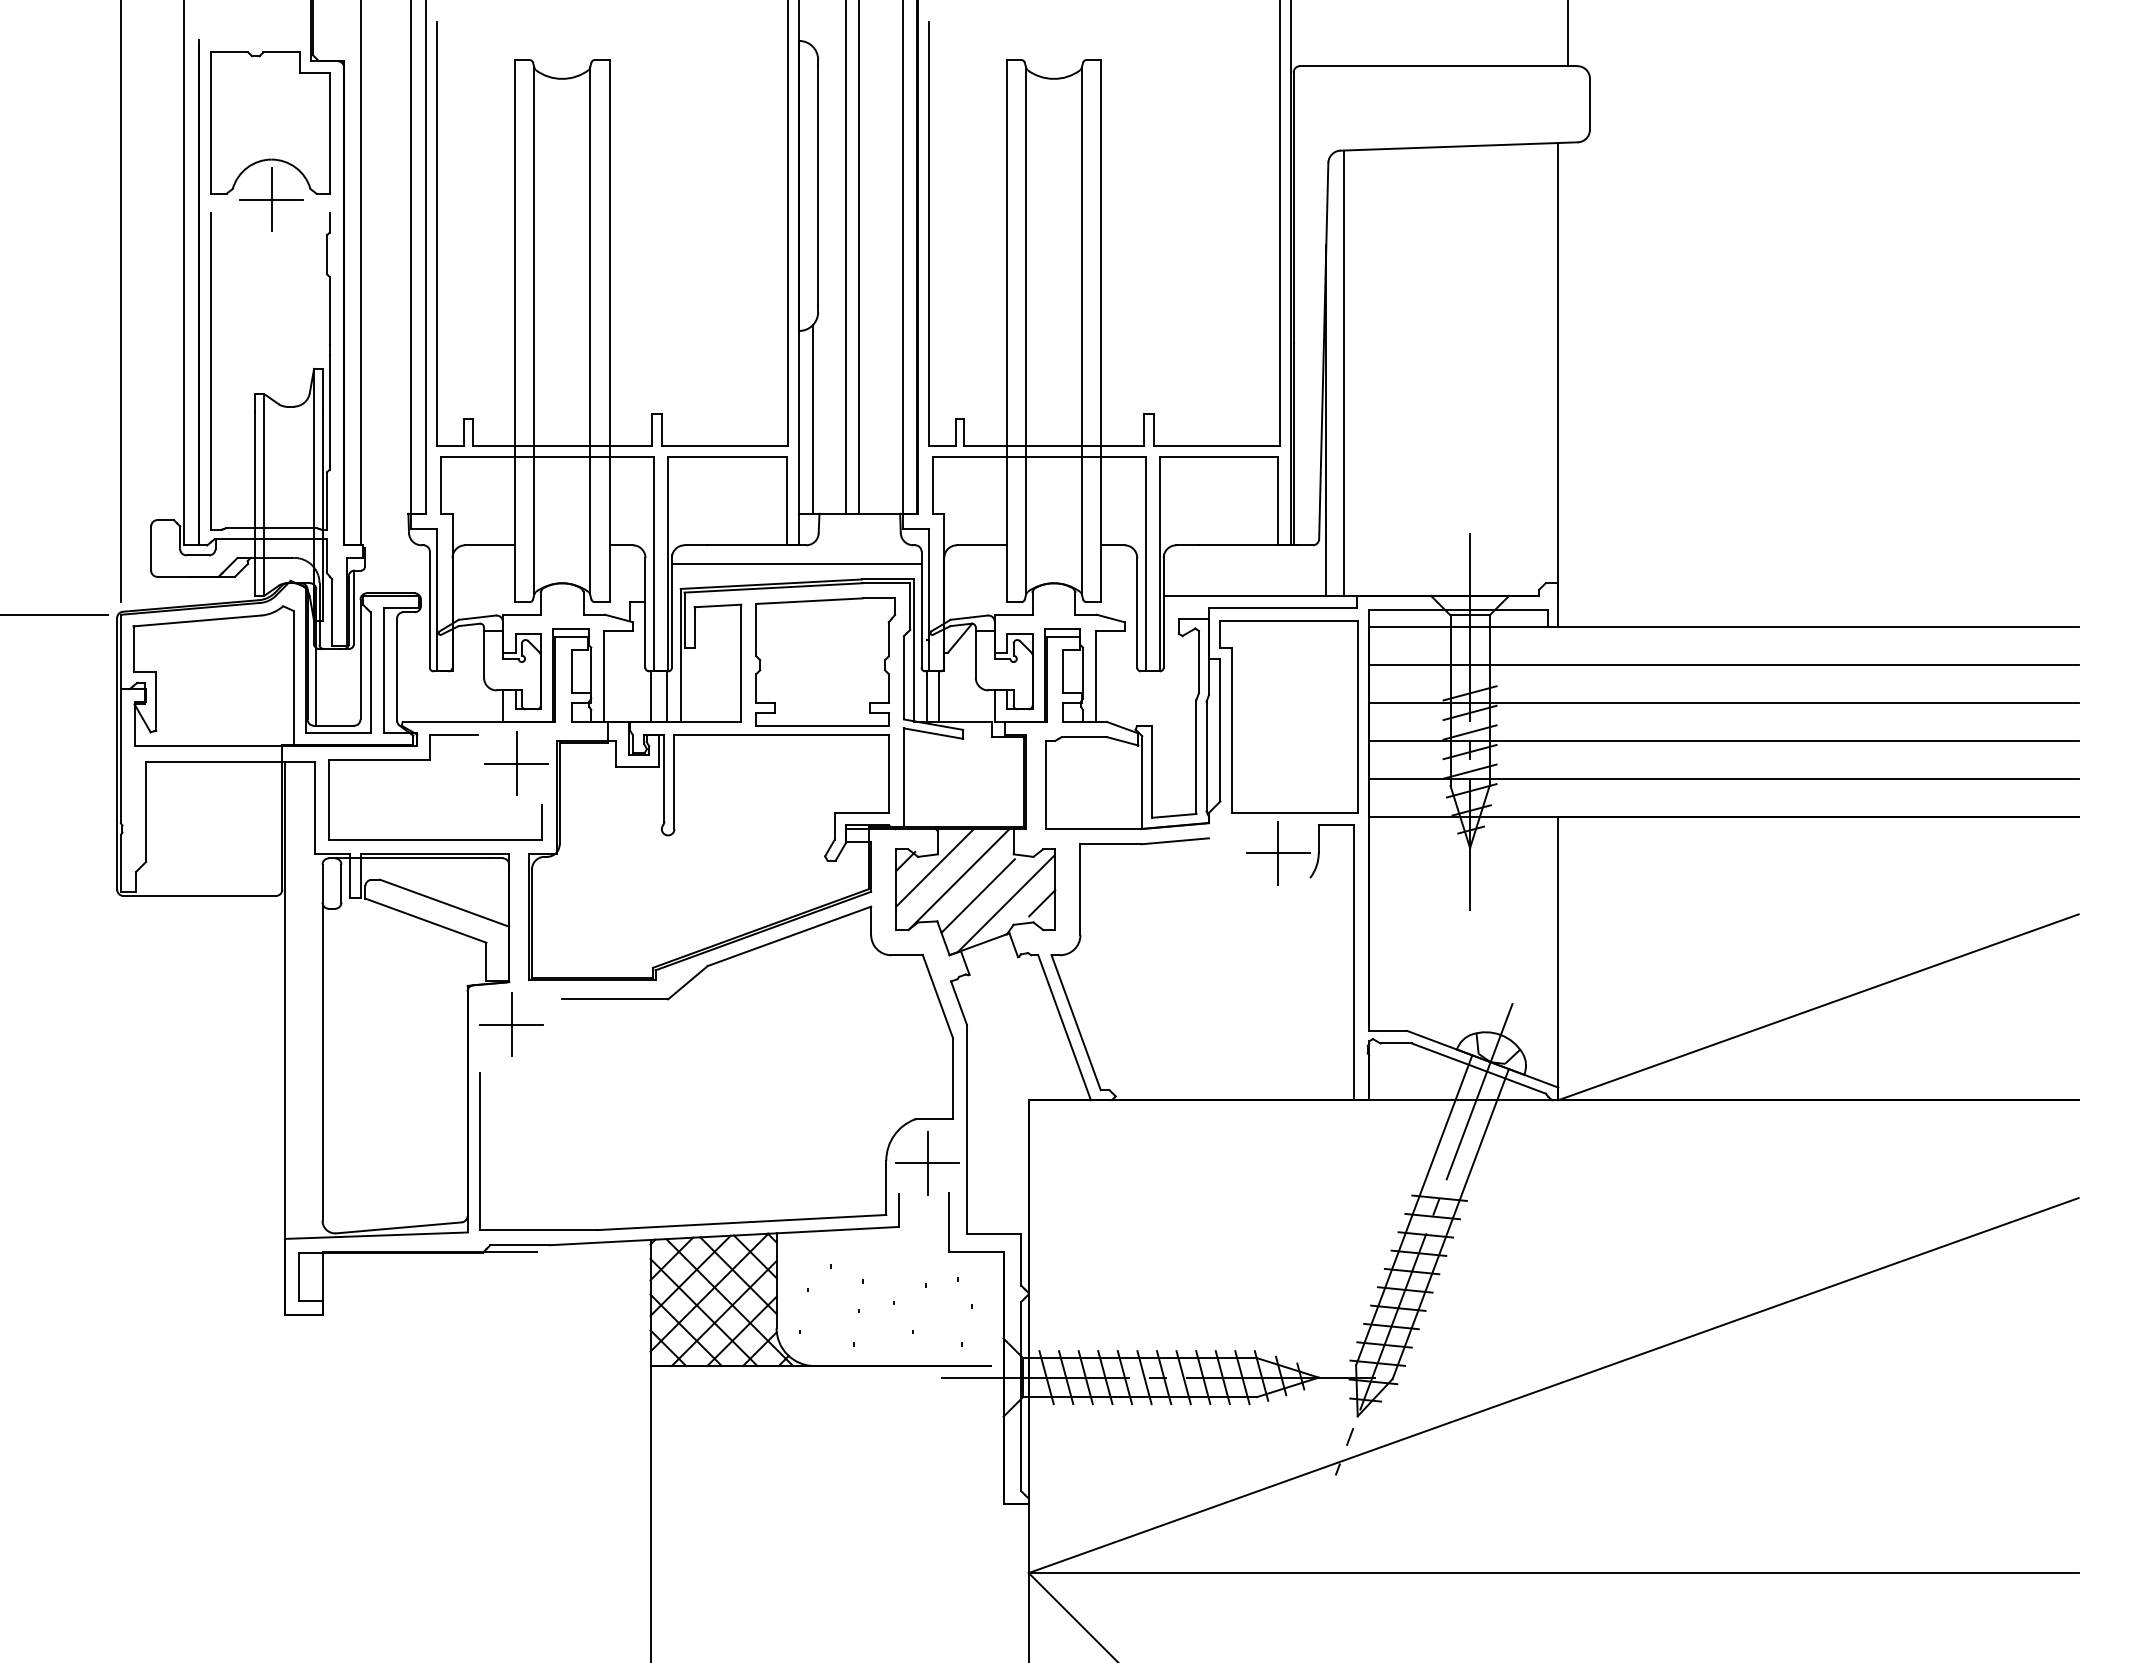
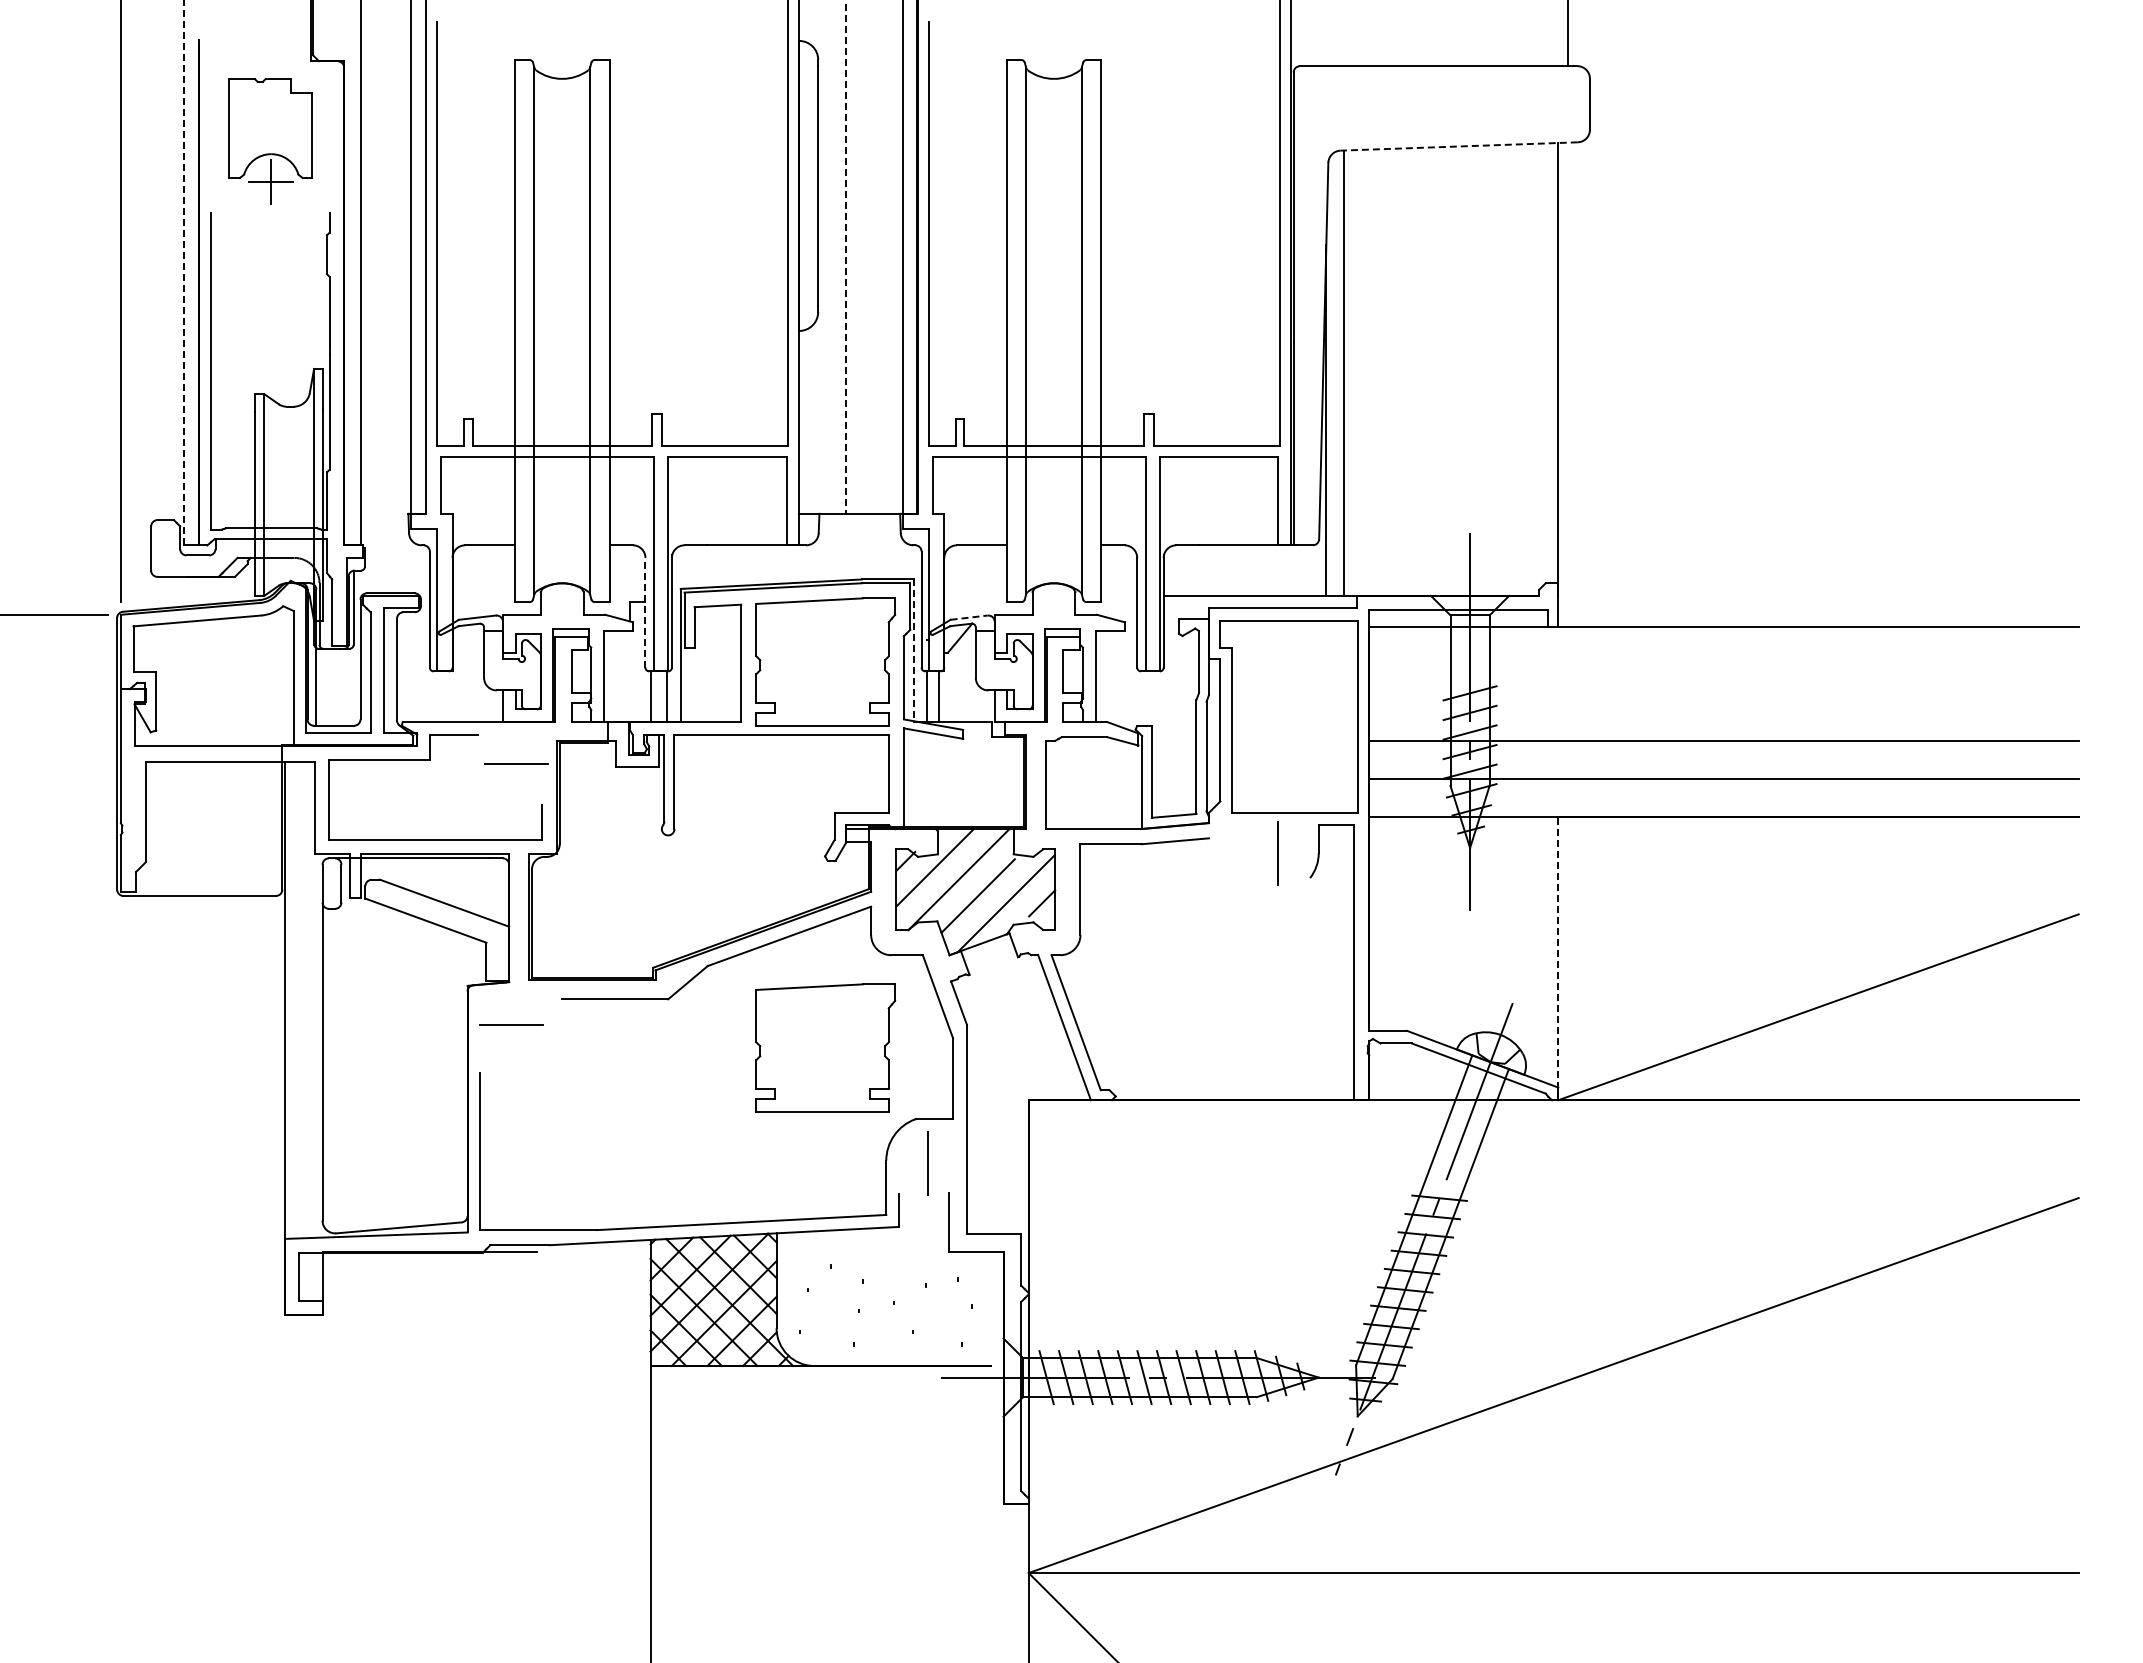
part size: 121x181 px -> 85x127 px (270, 141)
line: solid -> dashed (1459, 146)
line: solid -> dashed (845, 256)
line: present -> none (858, 257)
line: solid -> dashed (183, 272)
line: present -> none (813, 418)
line: present -> none (796, 564)
line: solid -> dashed (645, 612)
line: solid -> dashed (969, 617)
line: solid -> dashed (914, 651)
line: present -> none (1723, 665)
line: present -> none (1723, 703)
line: present -> none (516, 763)
line: present -> none (1277, 853)
line: solid -> dashed (1558, 958)
line: present -> none (511, 1024)
part: none -> present (825, 1047)
line: present -> none (927, 1163)
